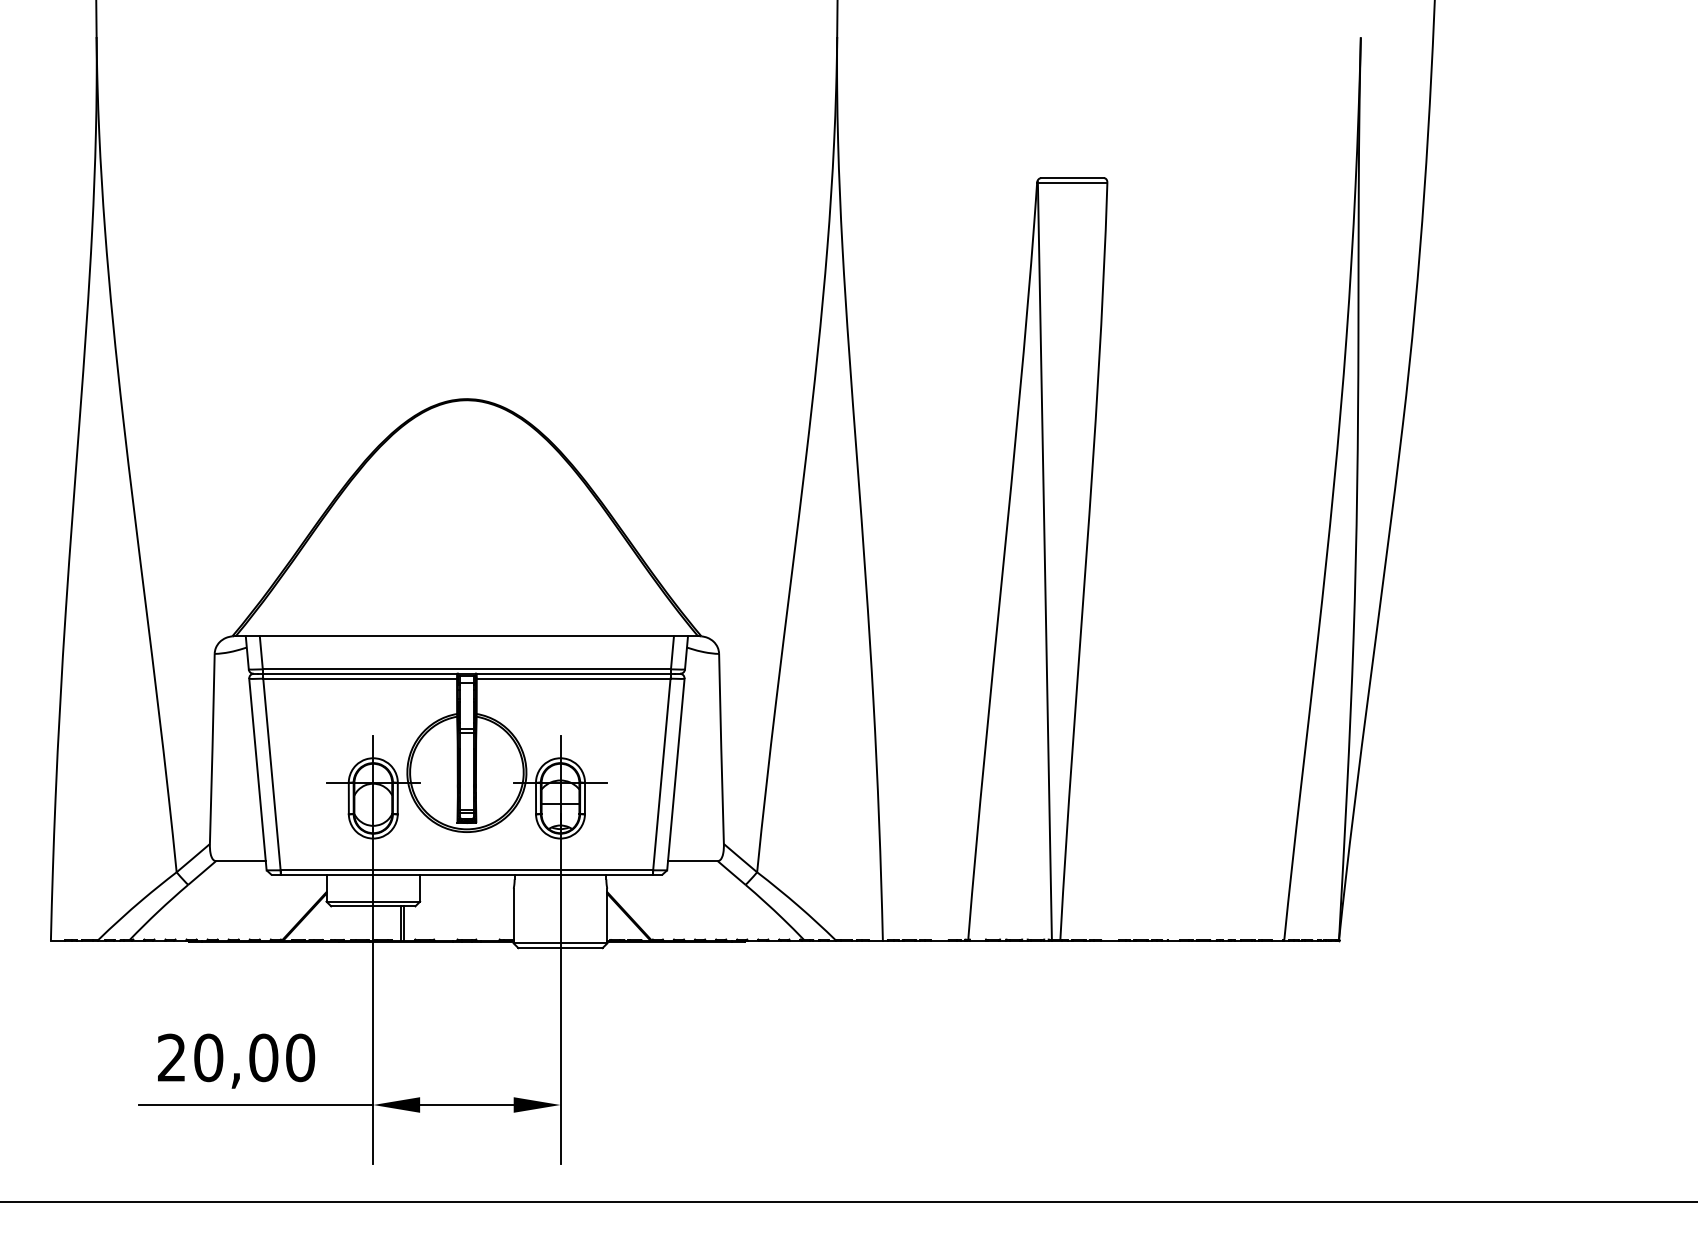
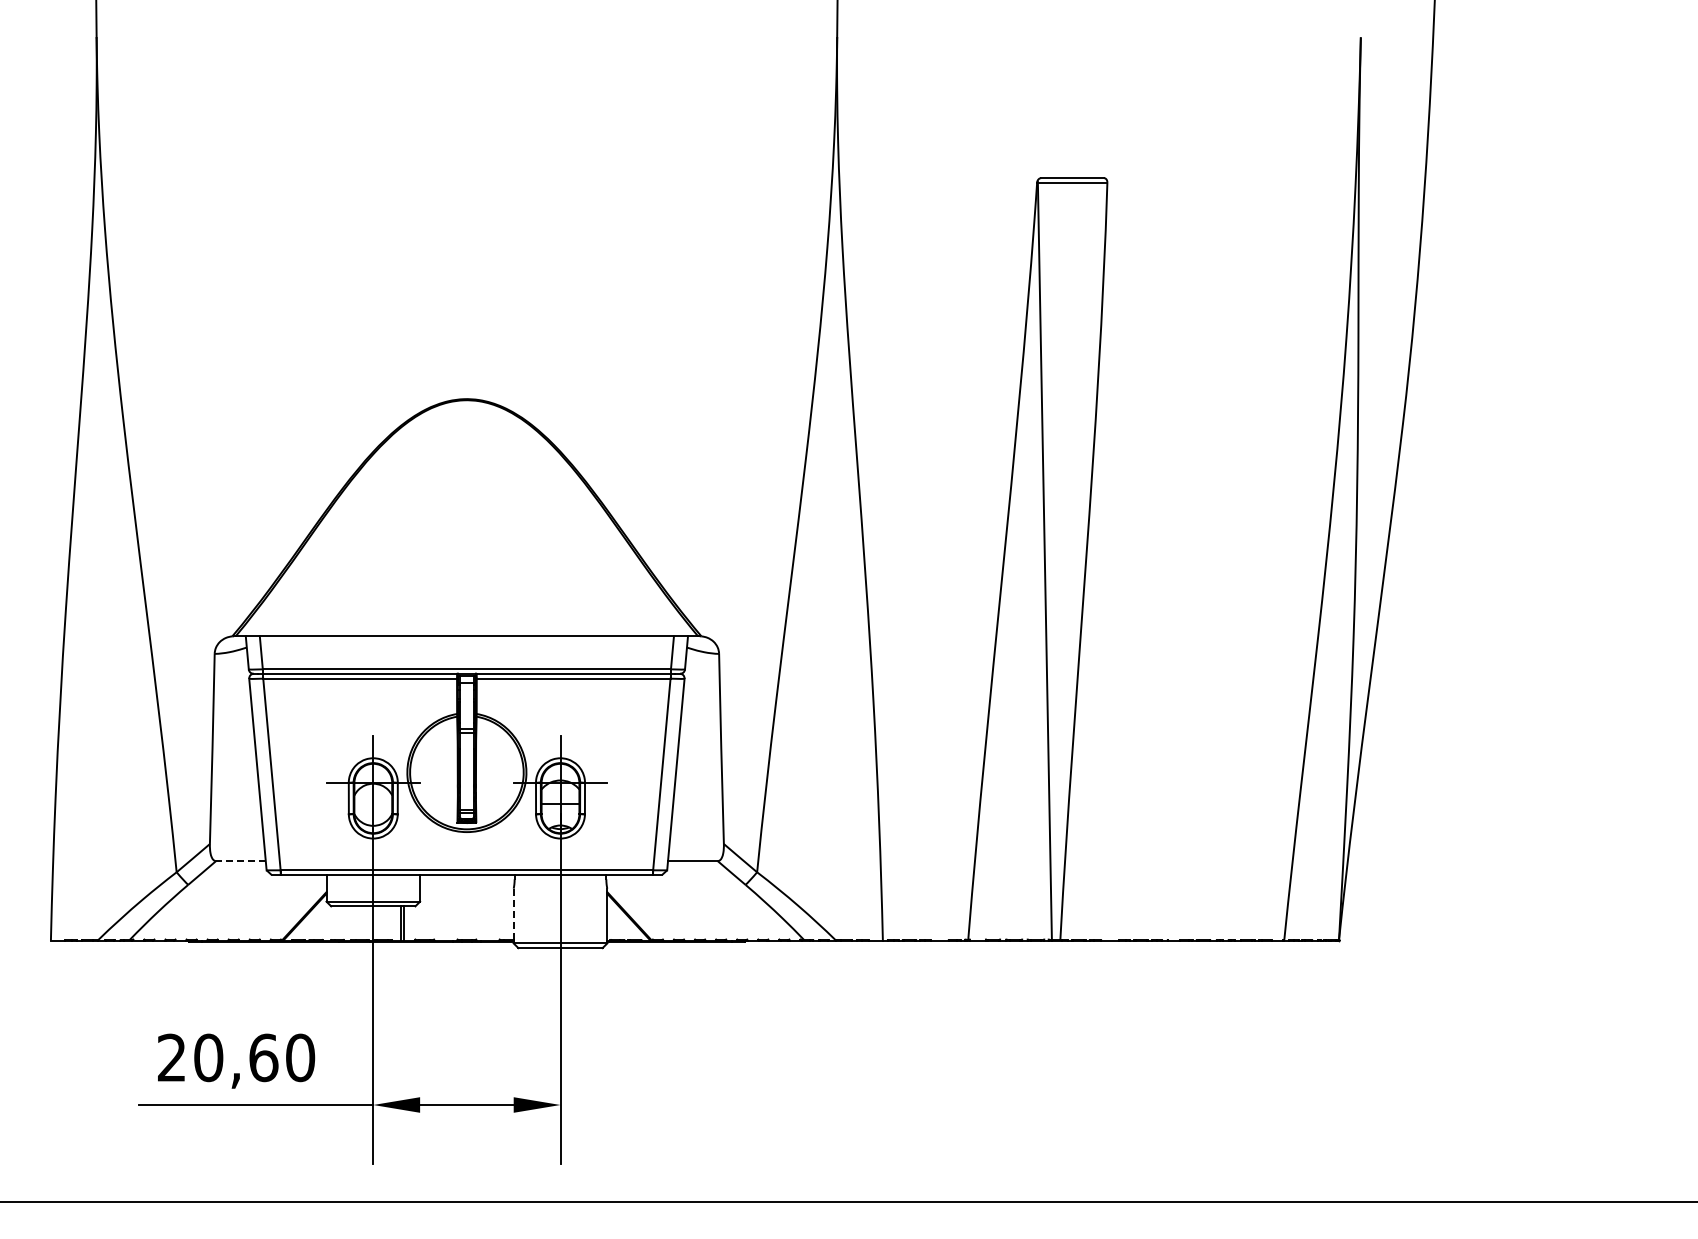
line: solid -> dashed (240, 861)
line: solid -> dashed (513, 916)
text: 20,00 -> 20,60 (263, 1057)
